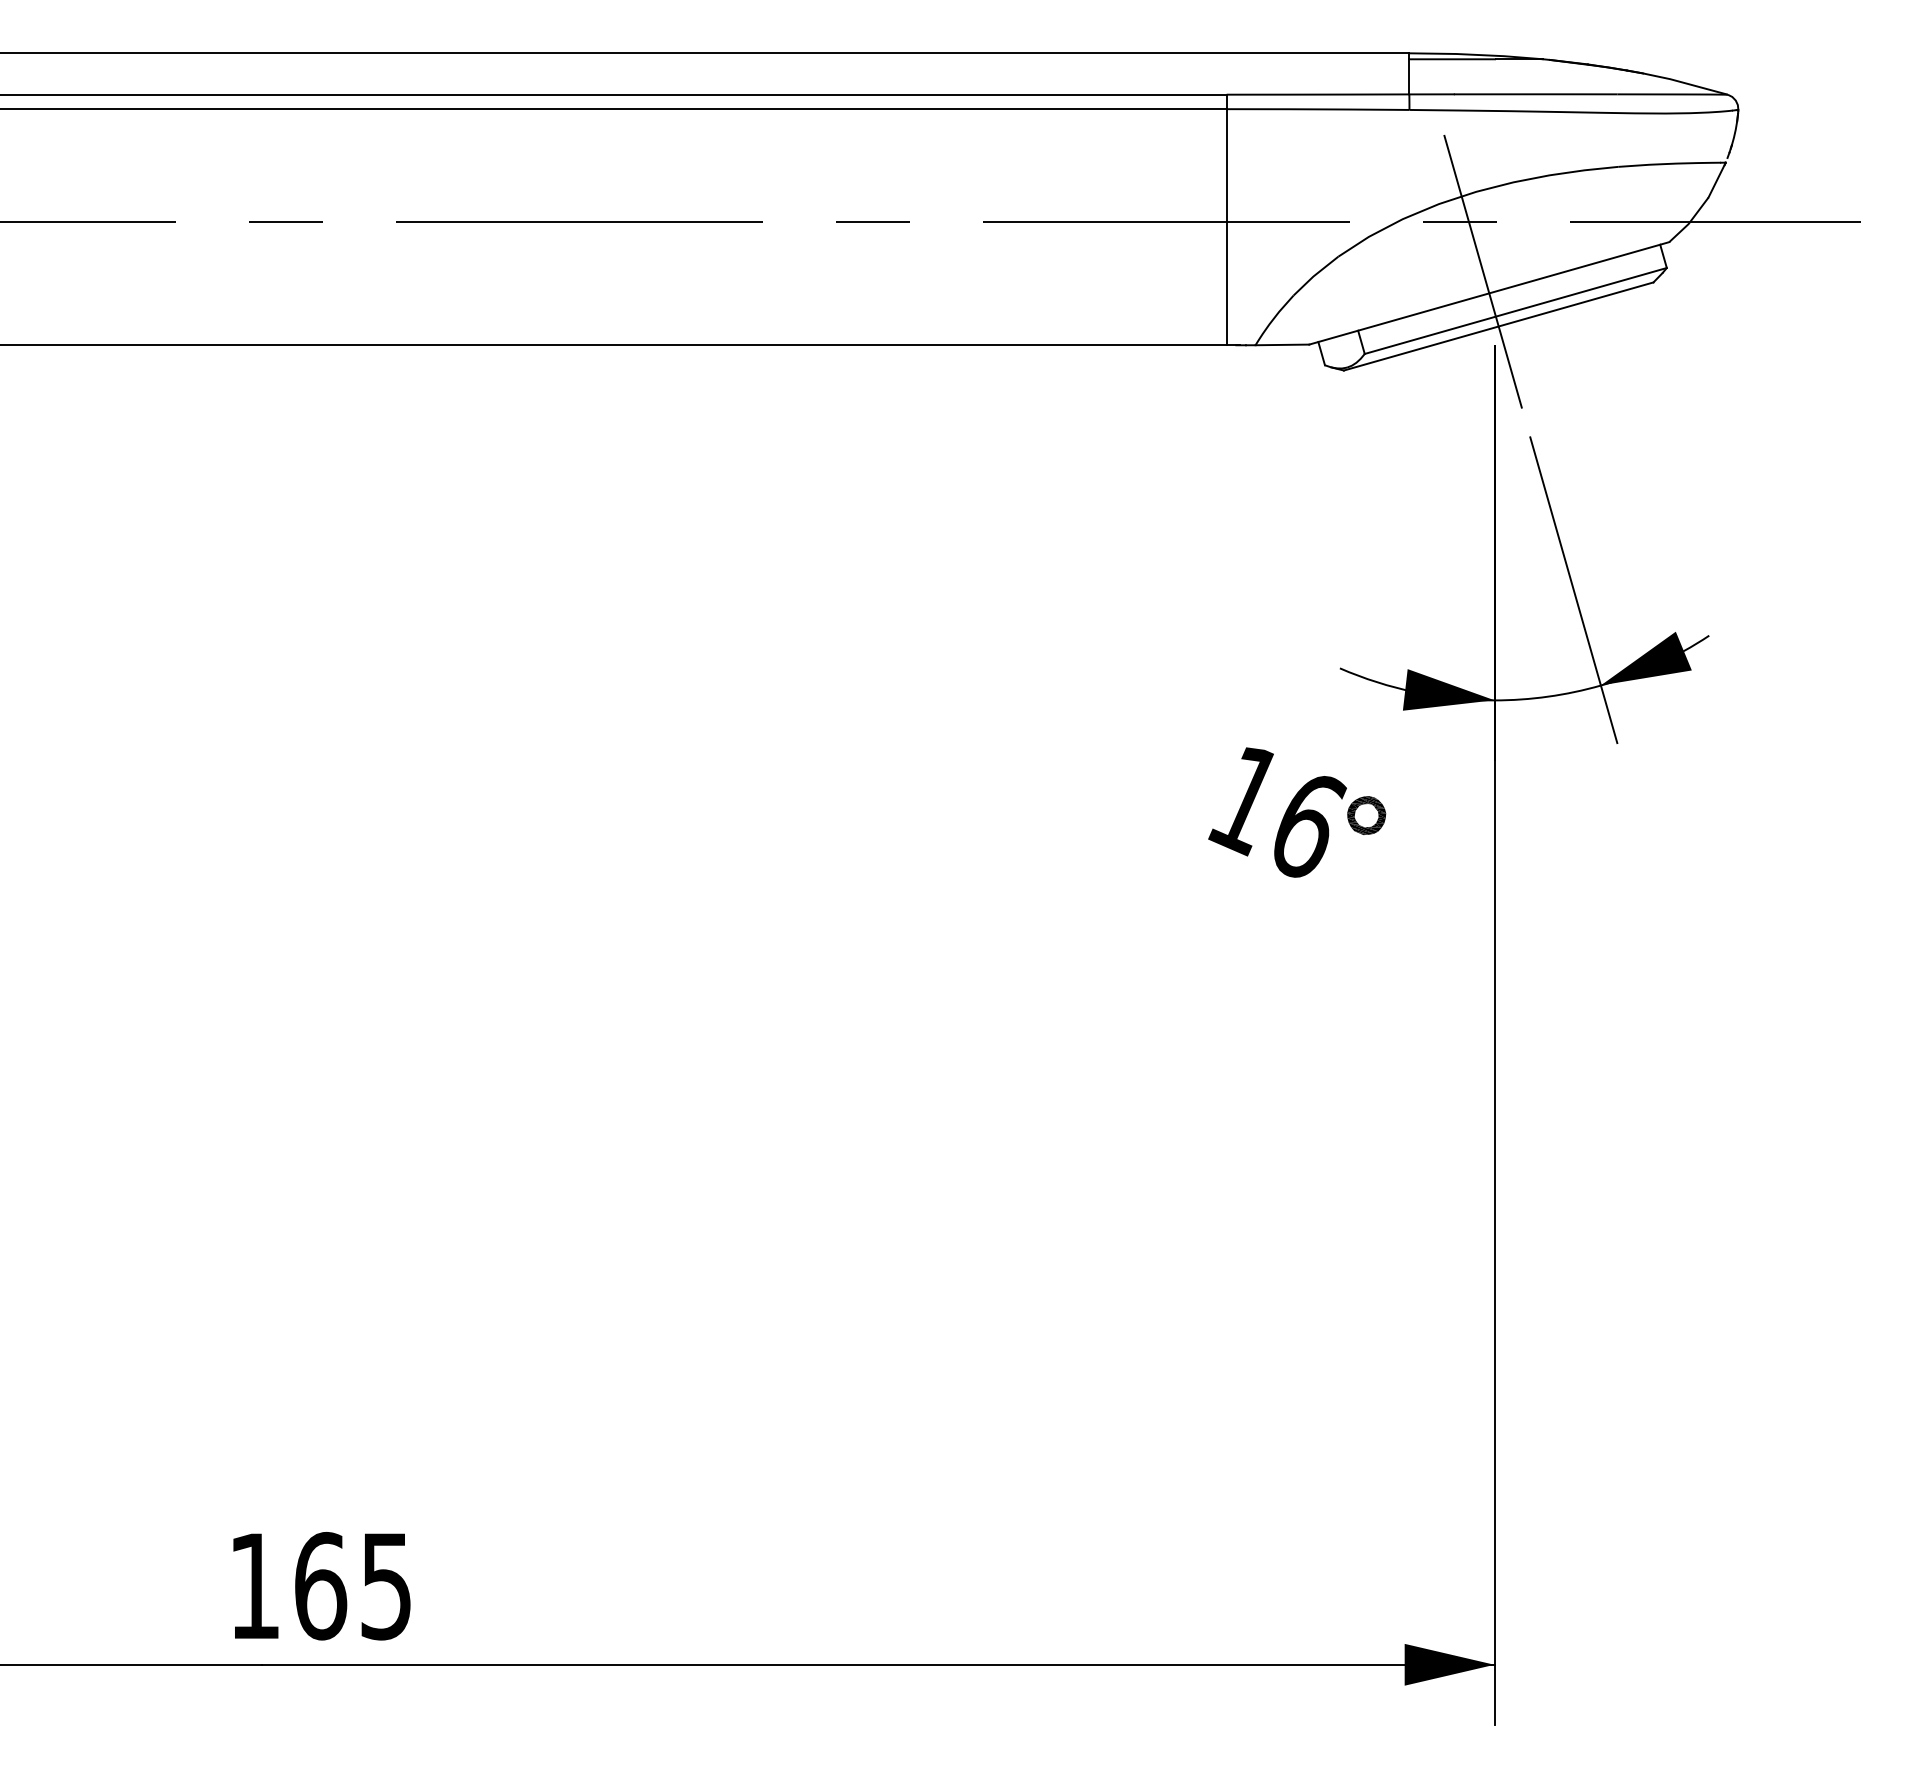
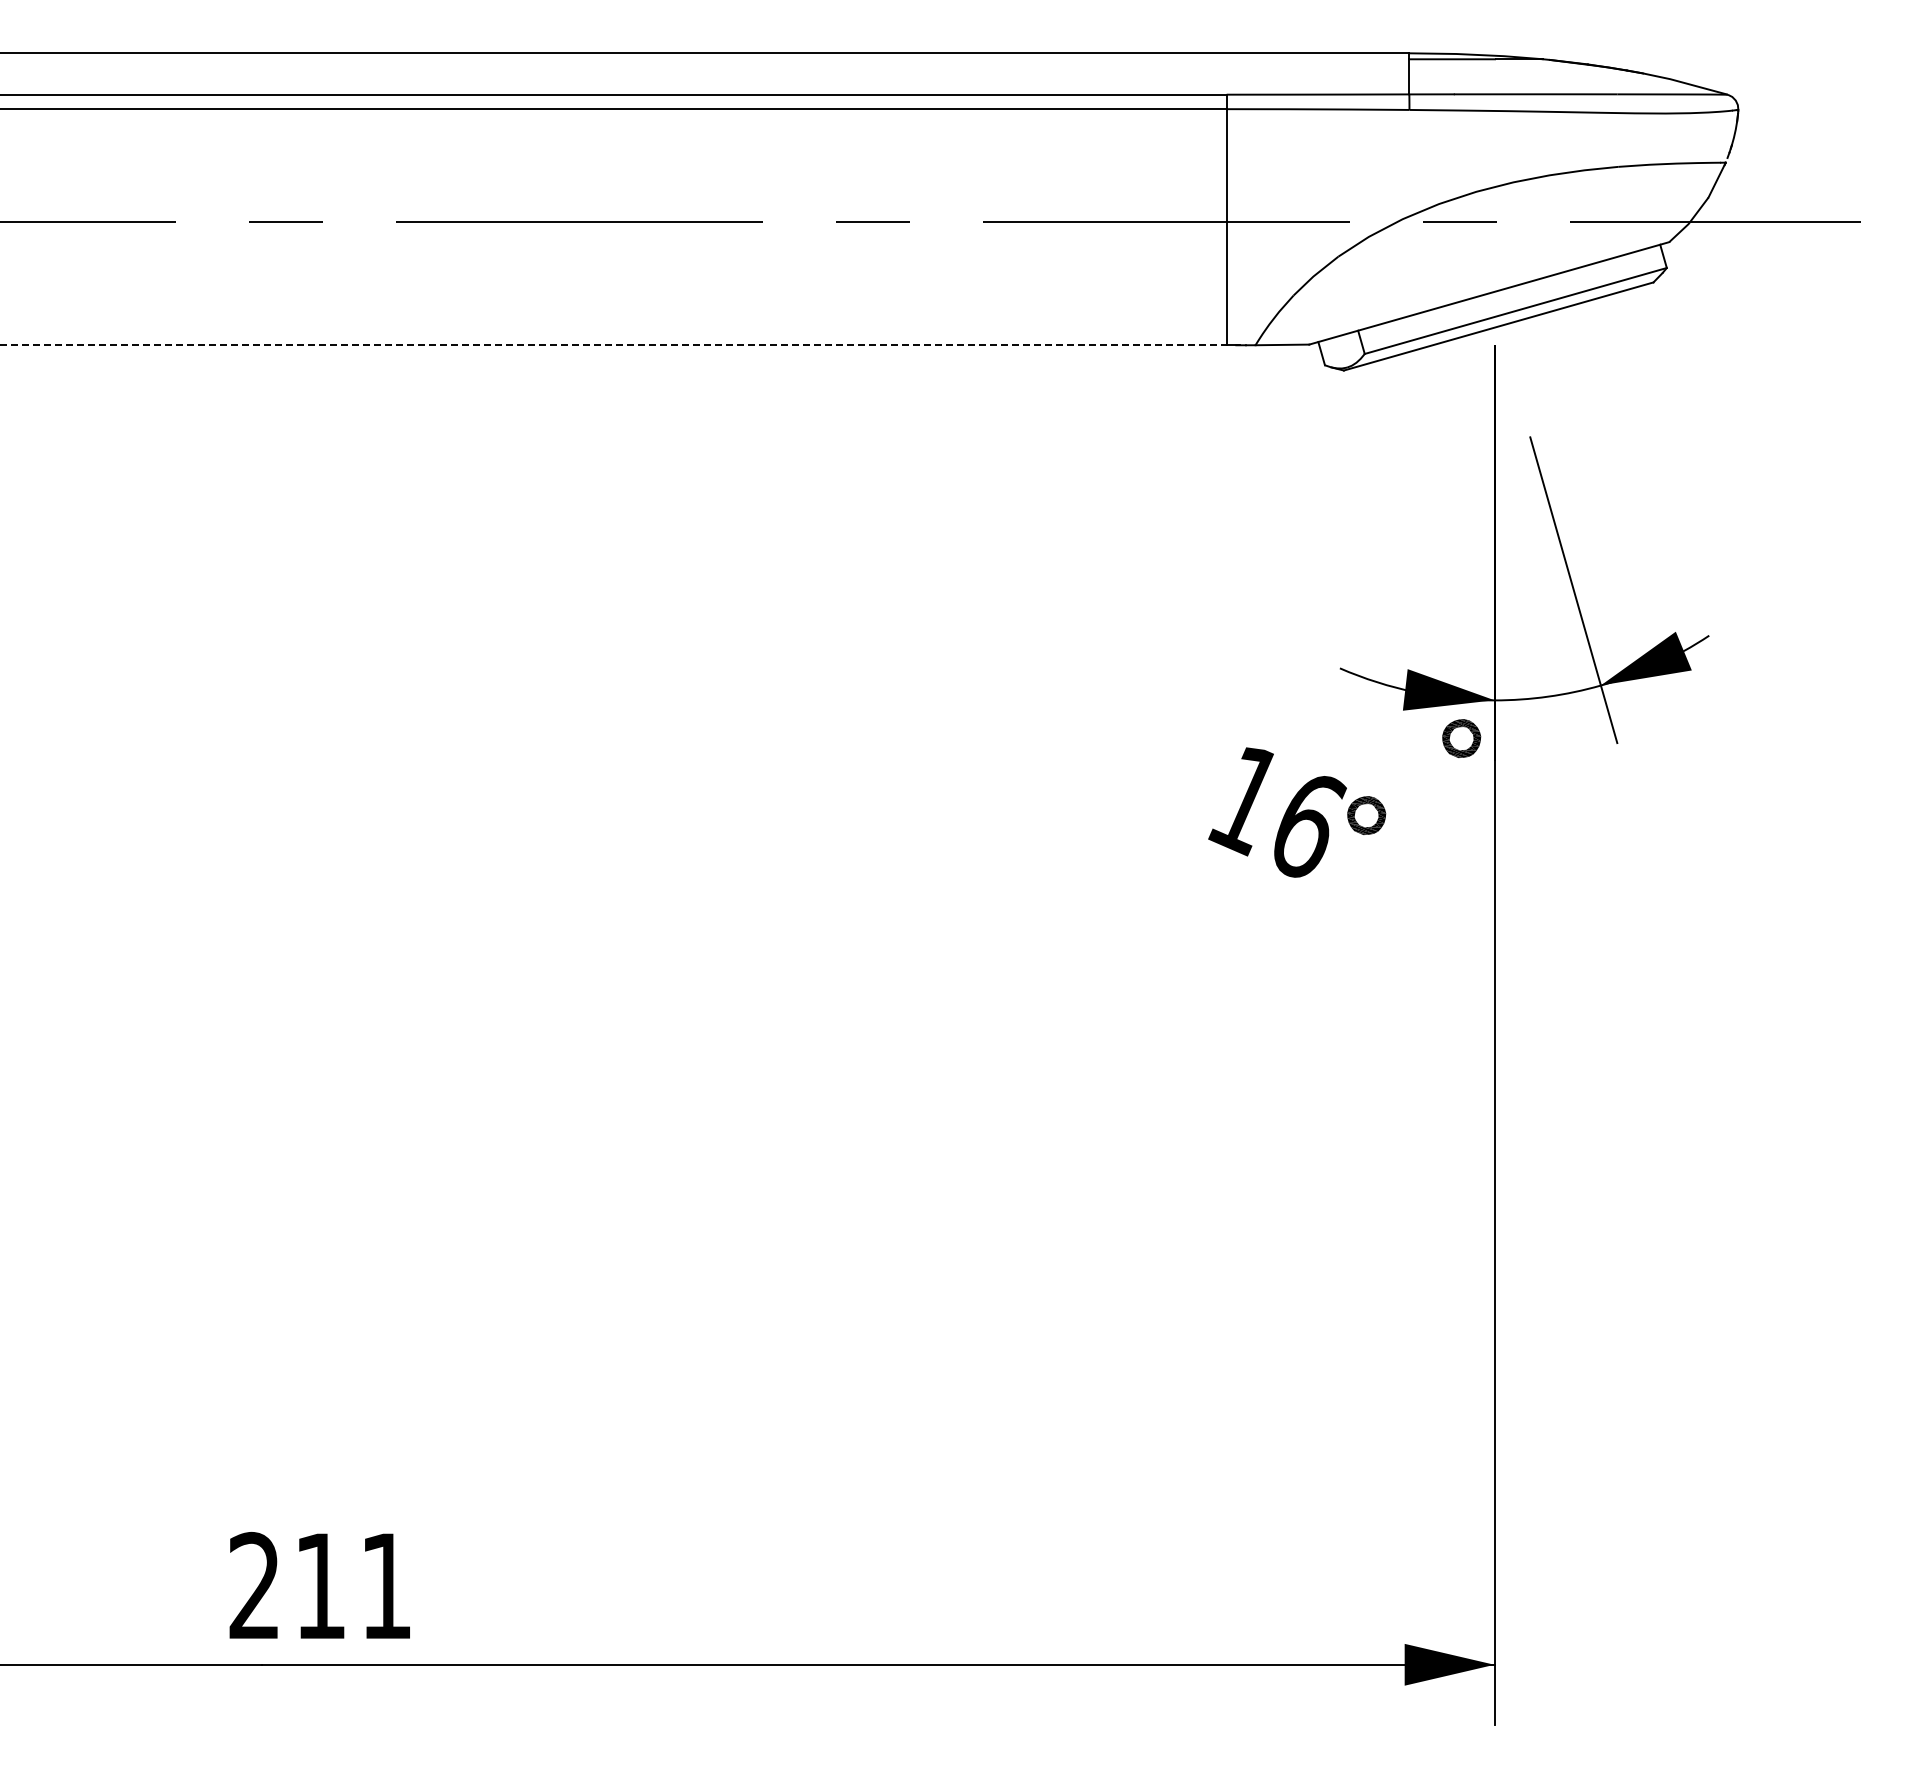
line: present -> none (1483, 271)
line: solid -> dashed (614, 345)
part: none -> present (1461, 738)
text: 165 -> 211 (319, 1585)
